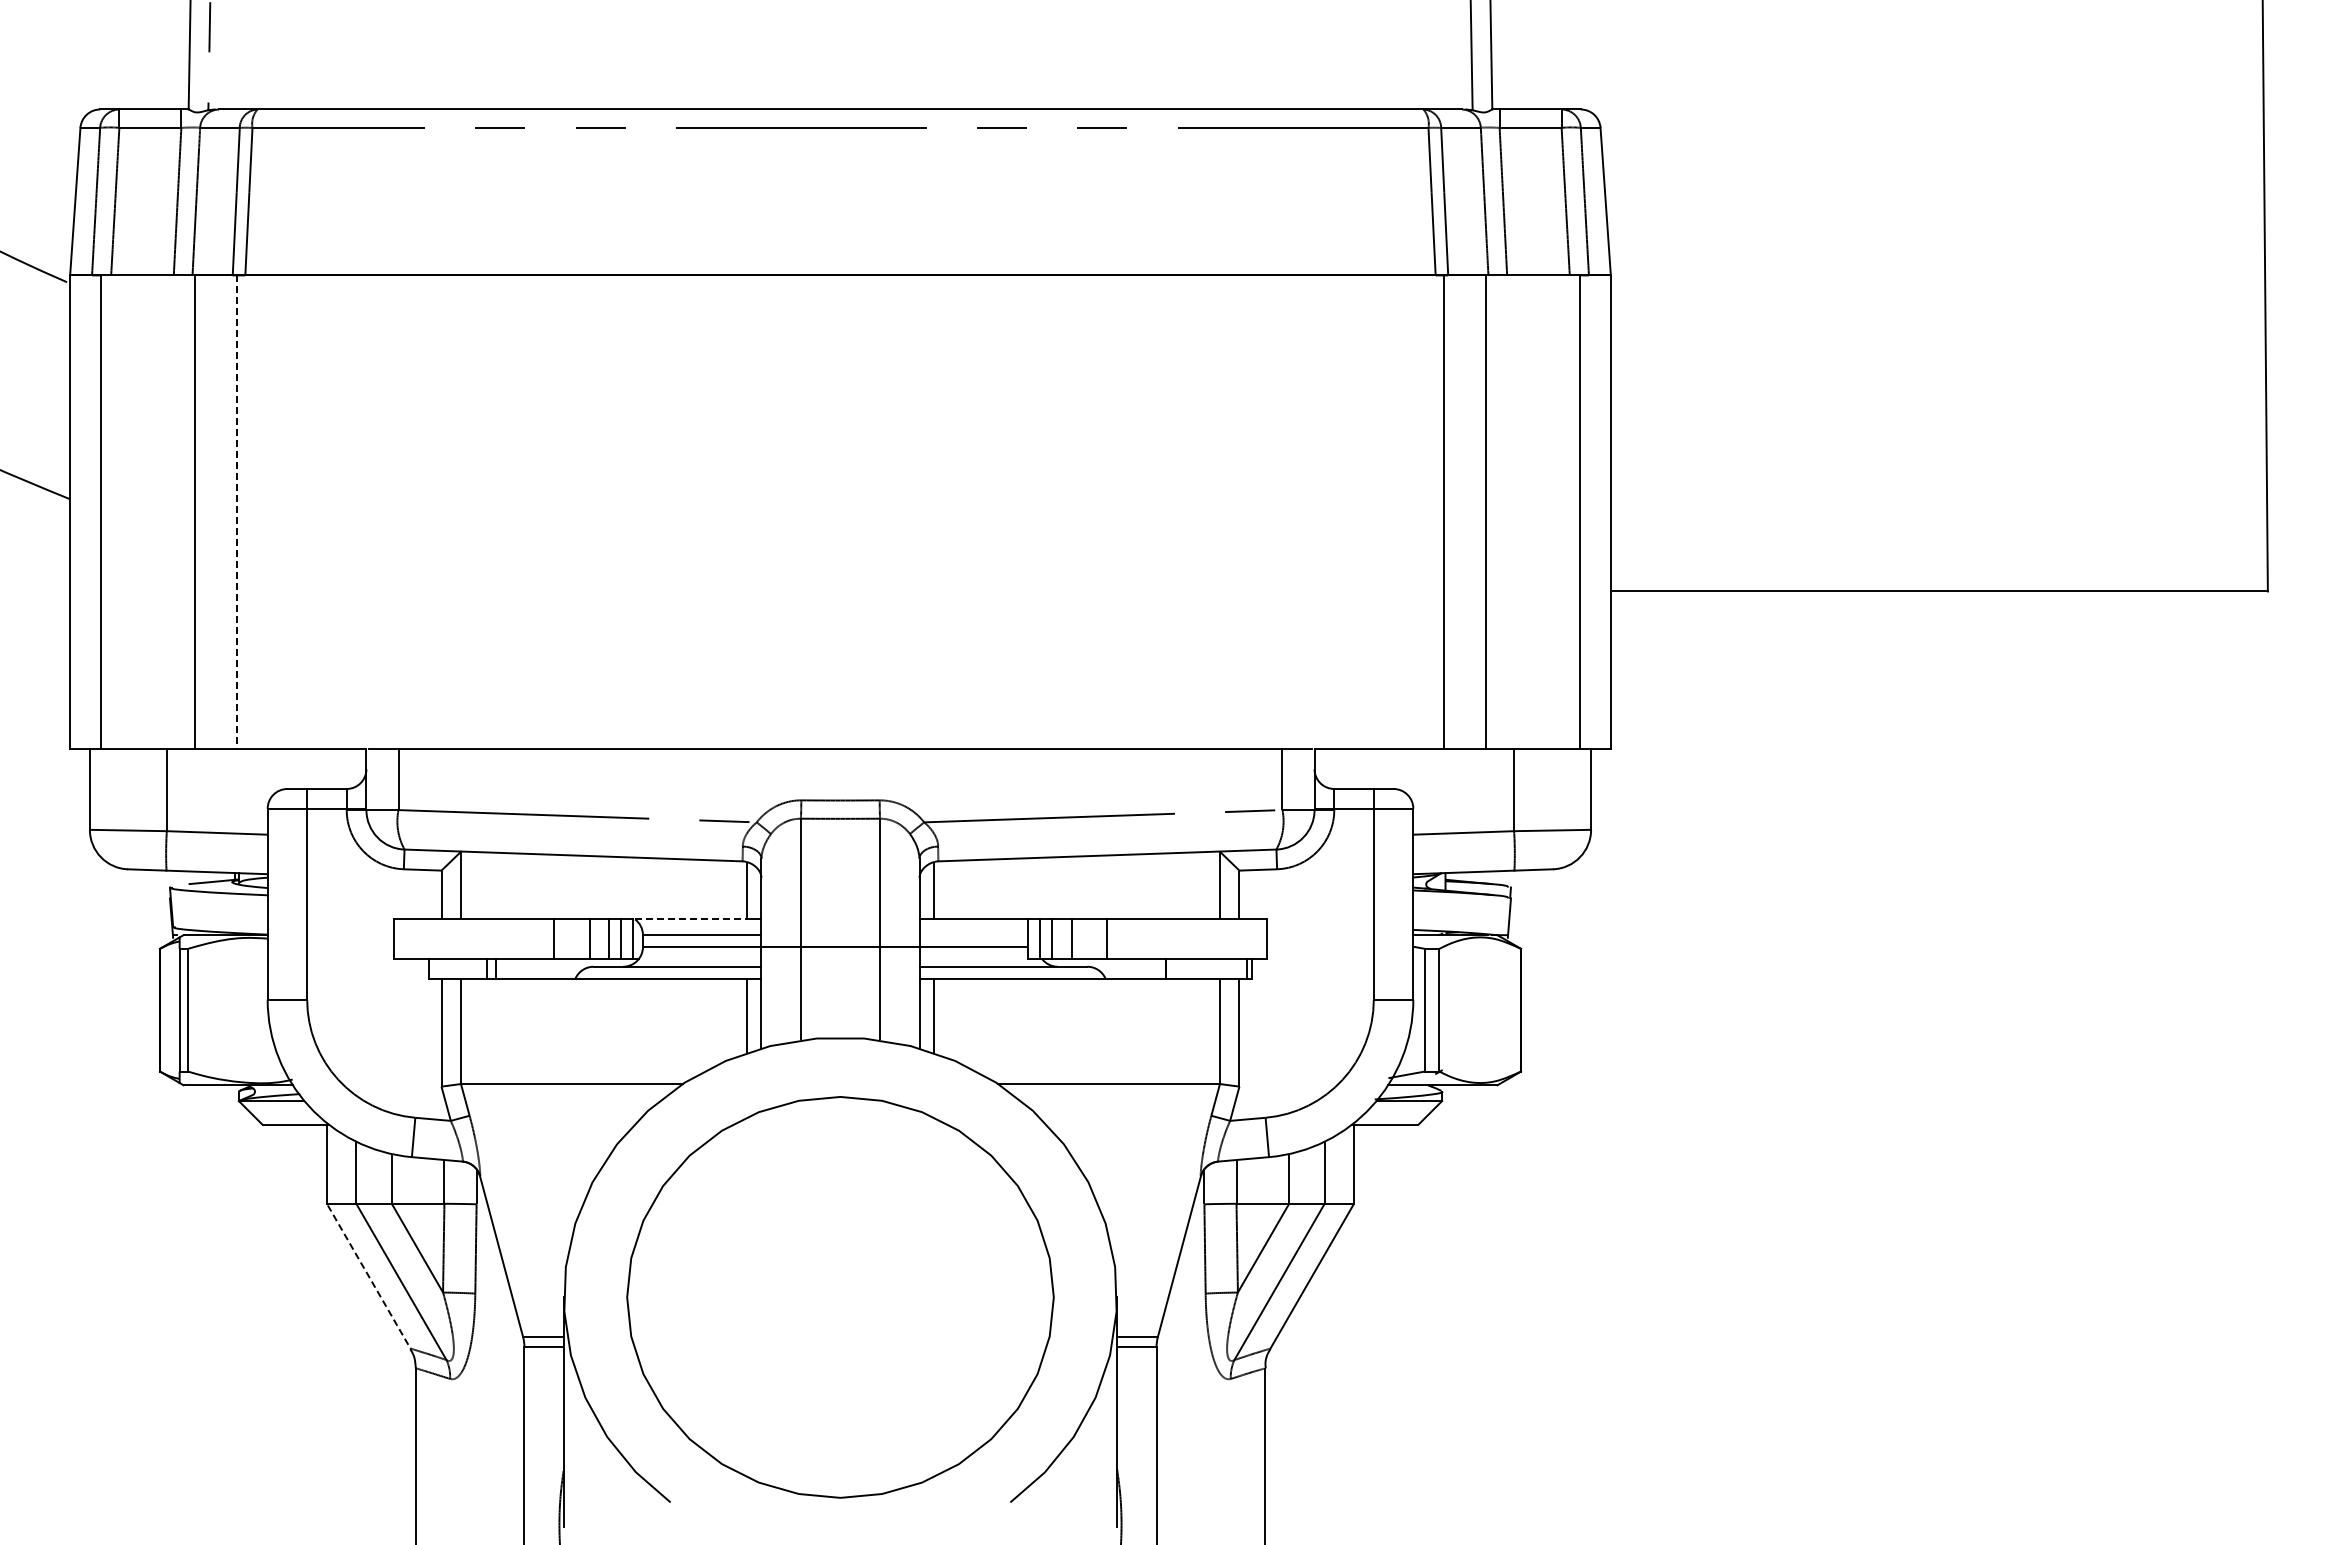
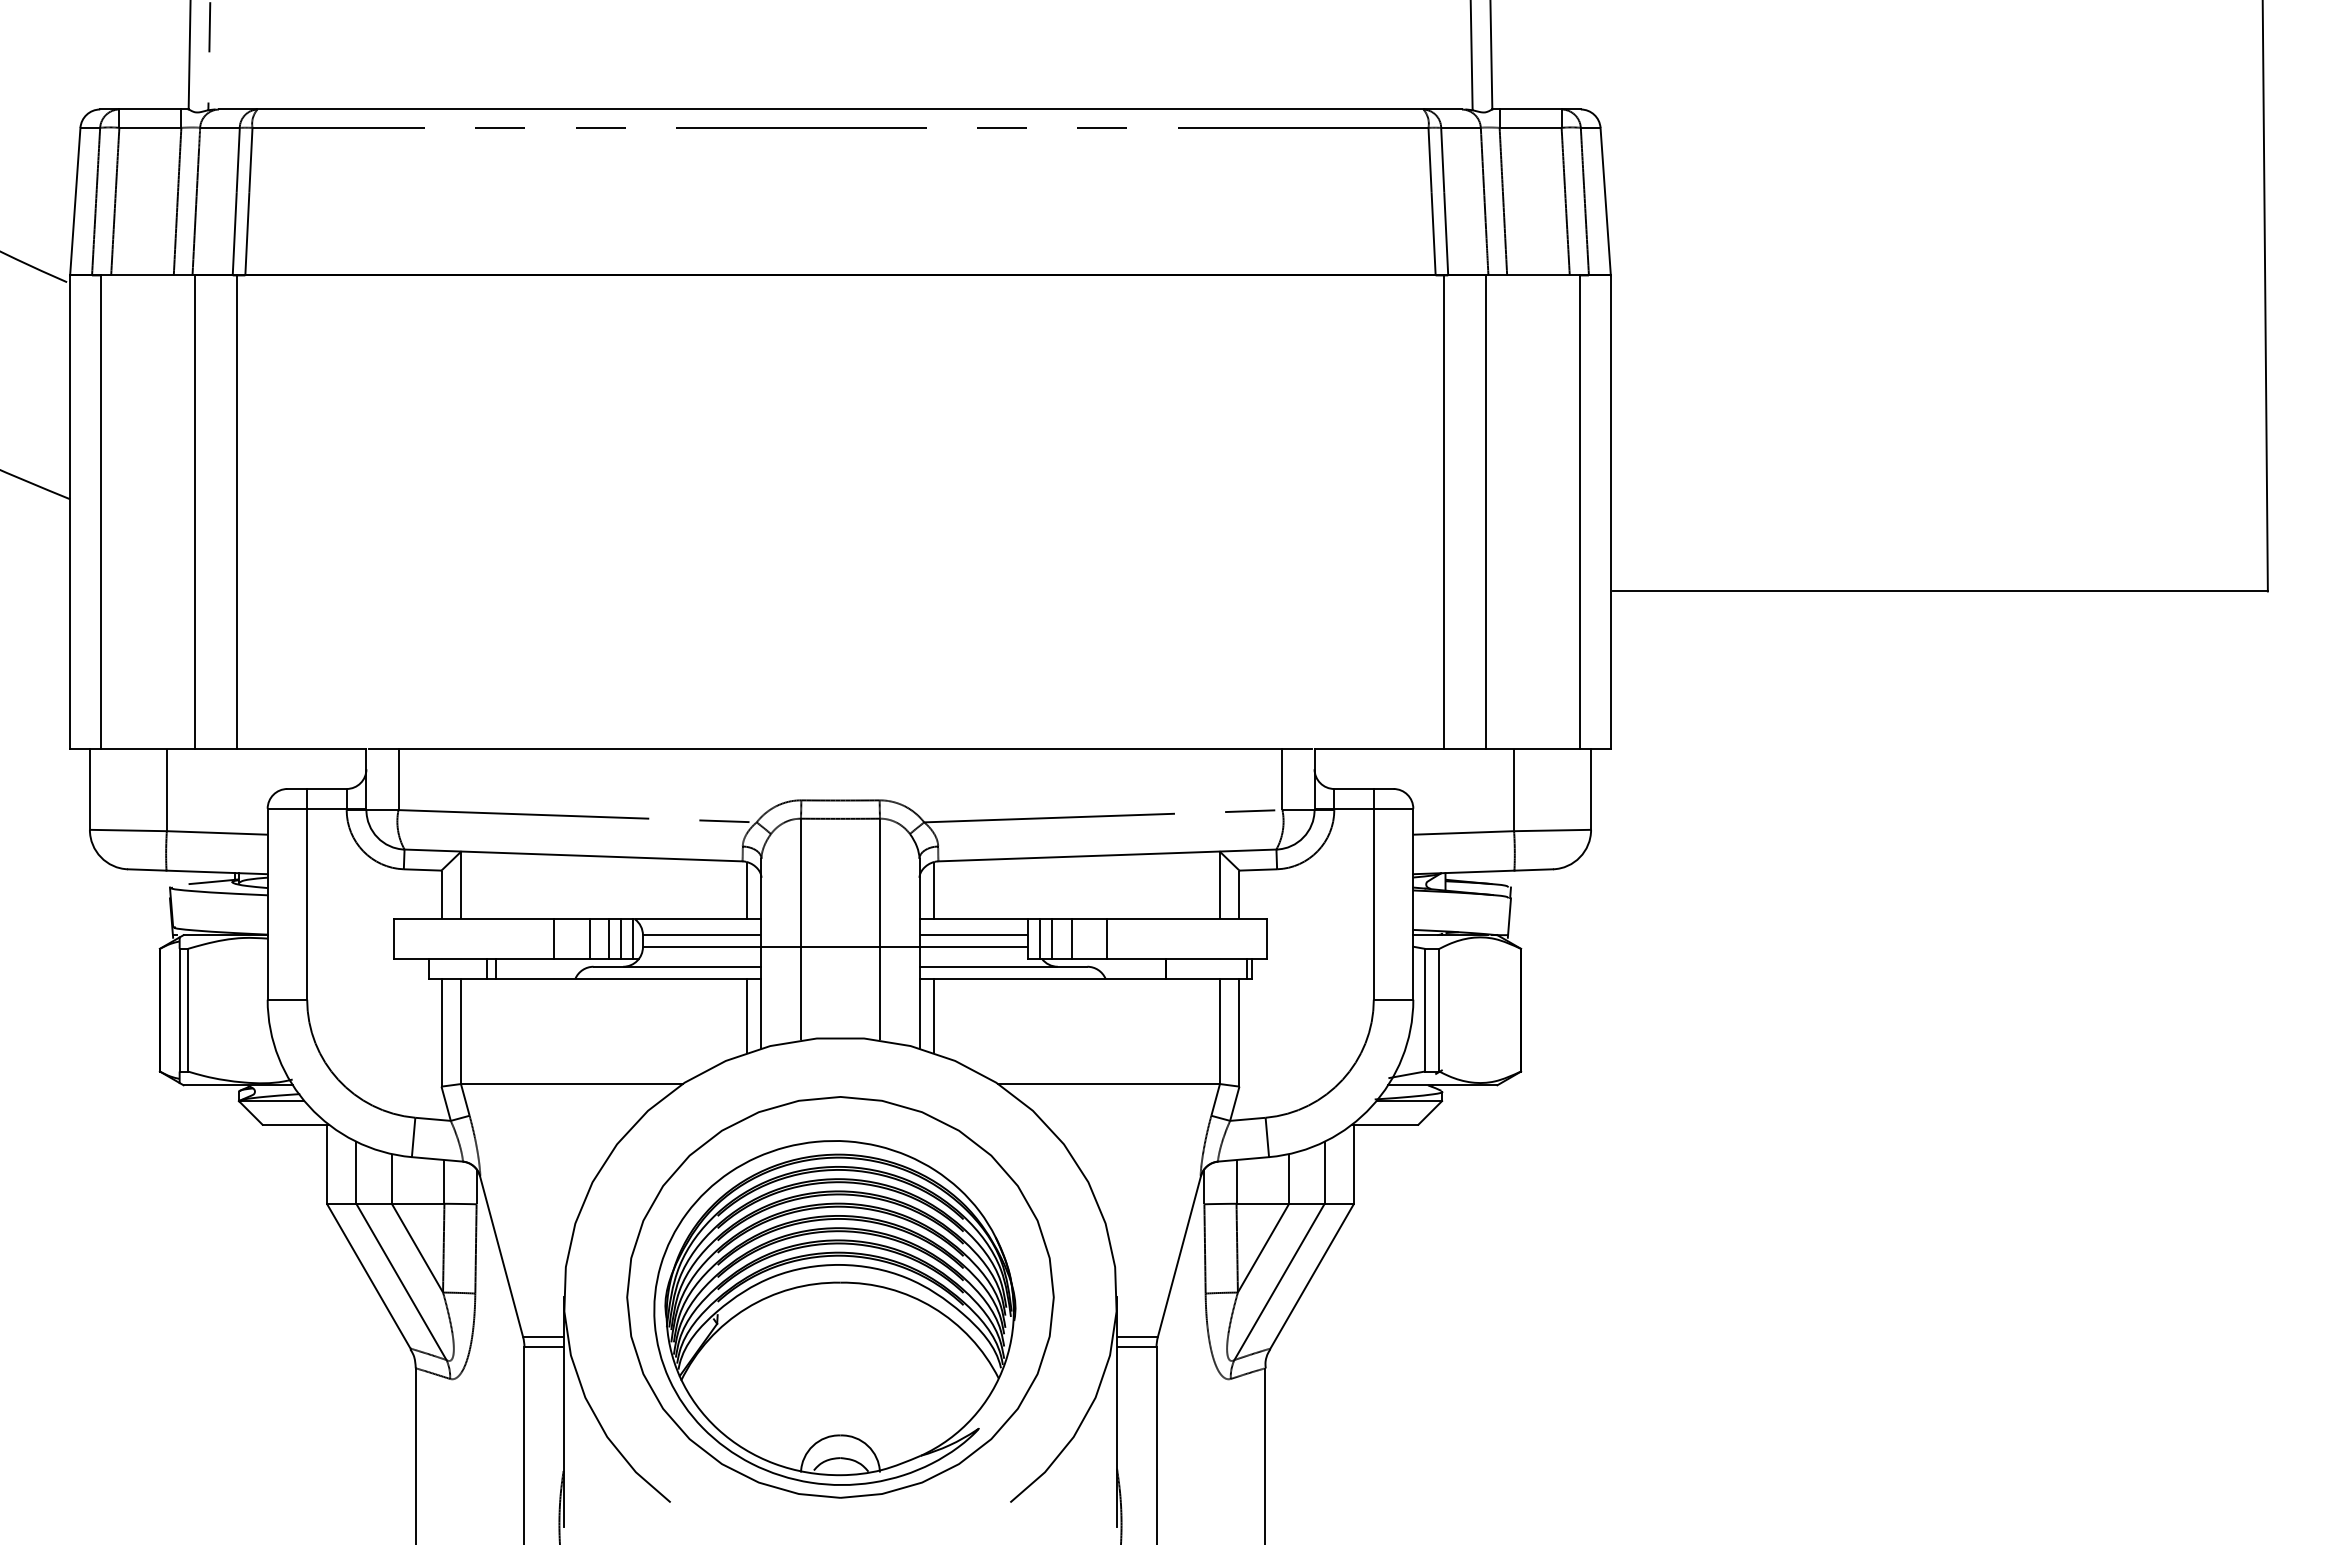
line: dashed -> solid (236, 512)
line: dashed -> solid (690, 919)
line: none -> present (973, 935)
line: dashed -> solid (369, 1277)
part: none -> present (834, 1312)
